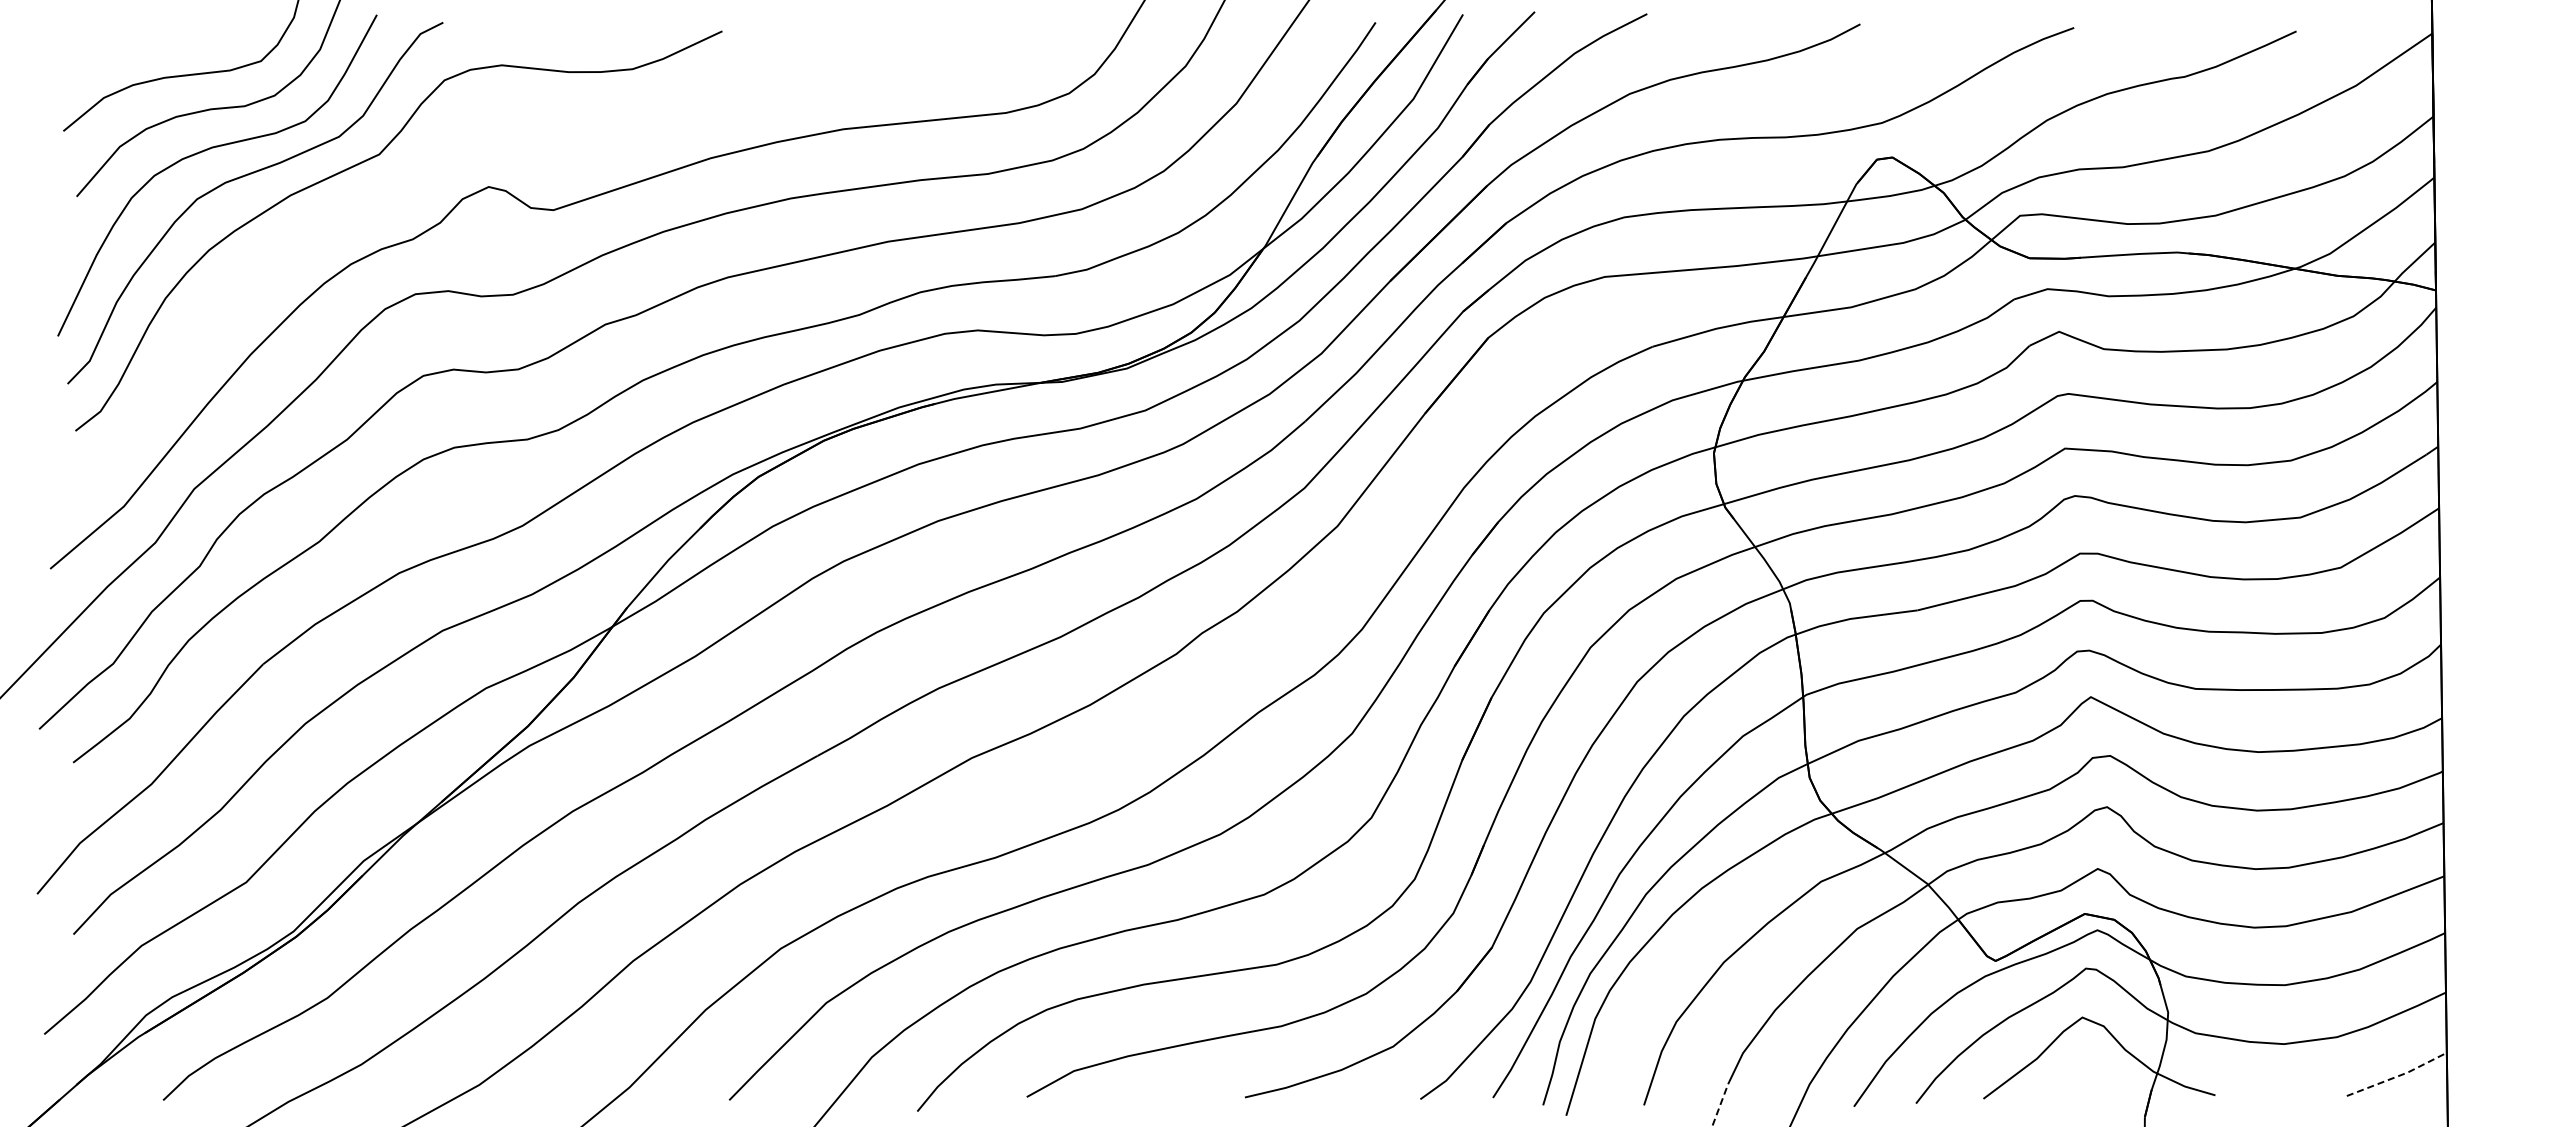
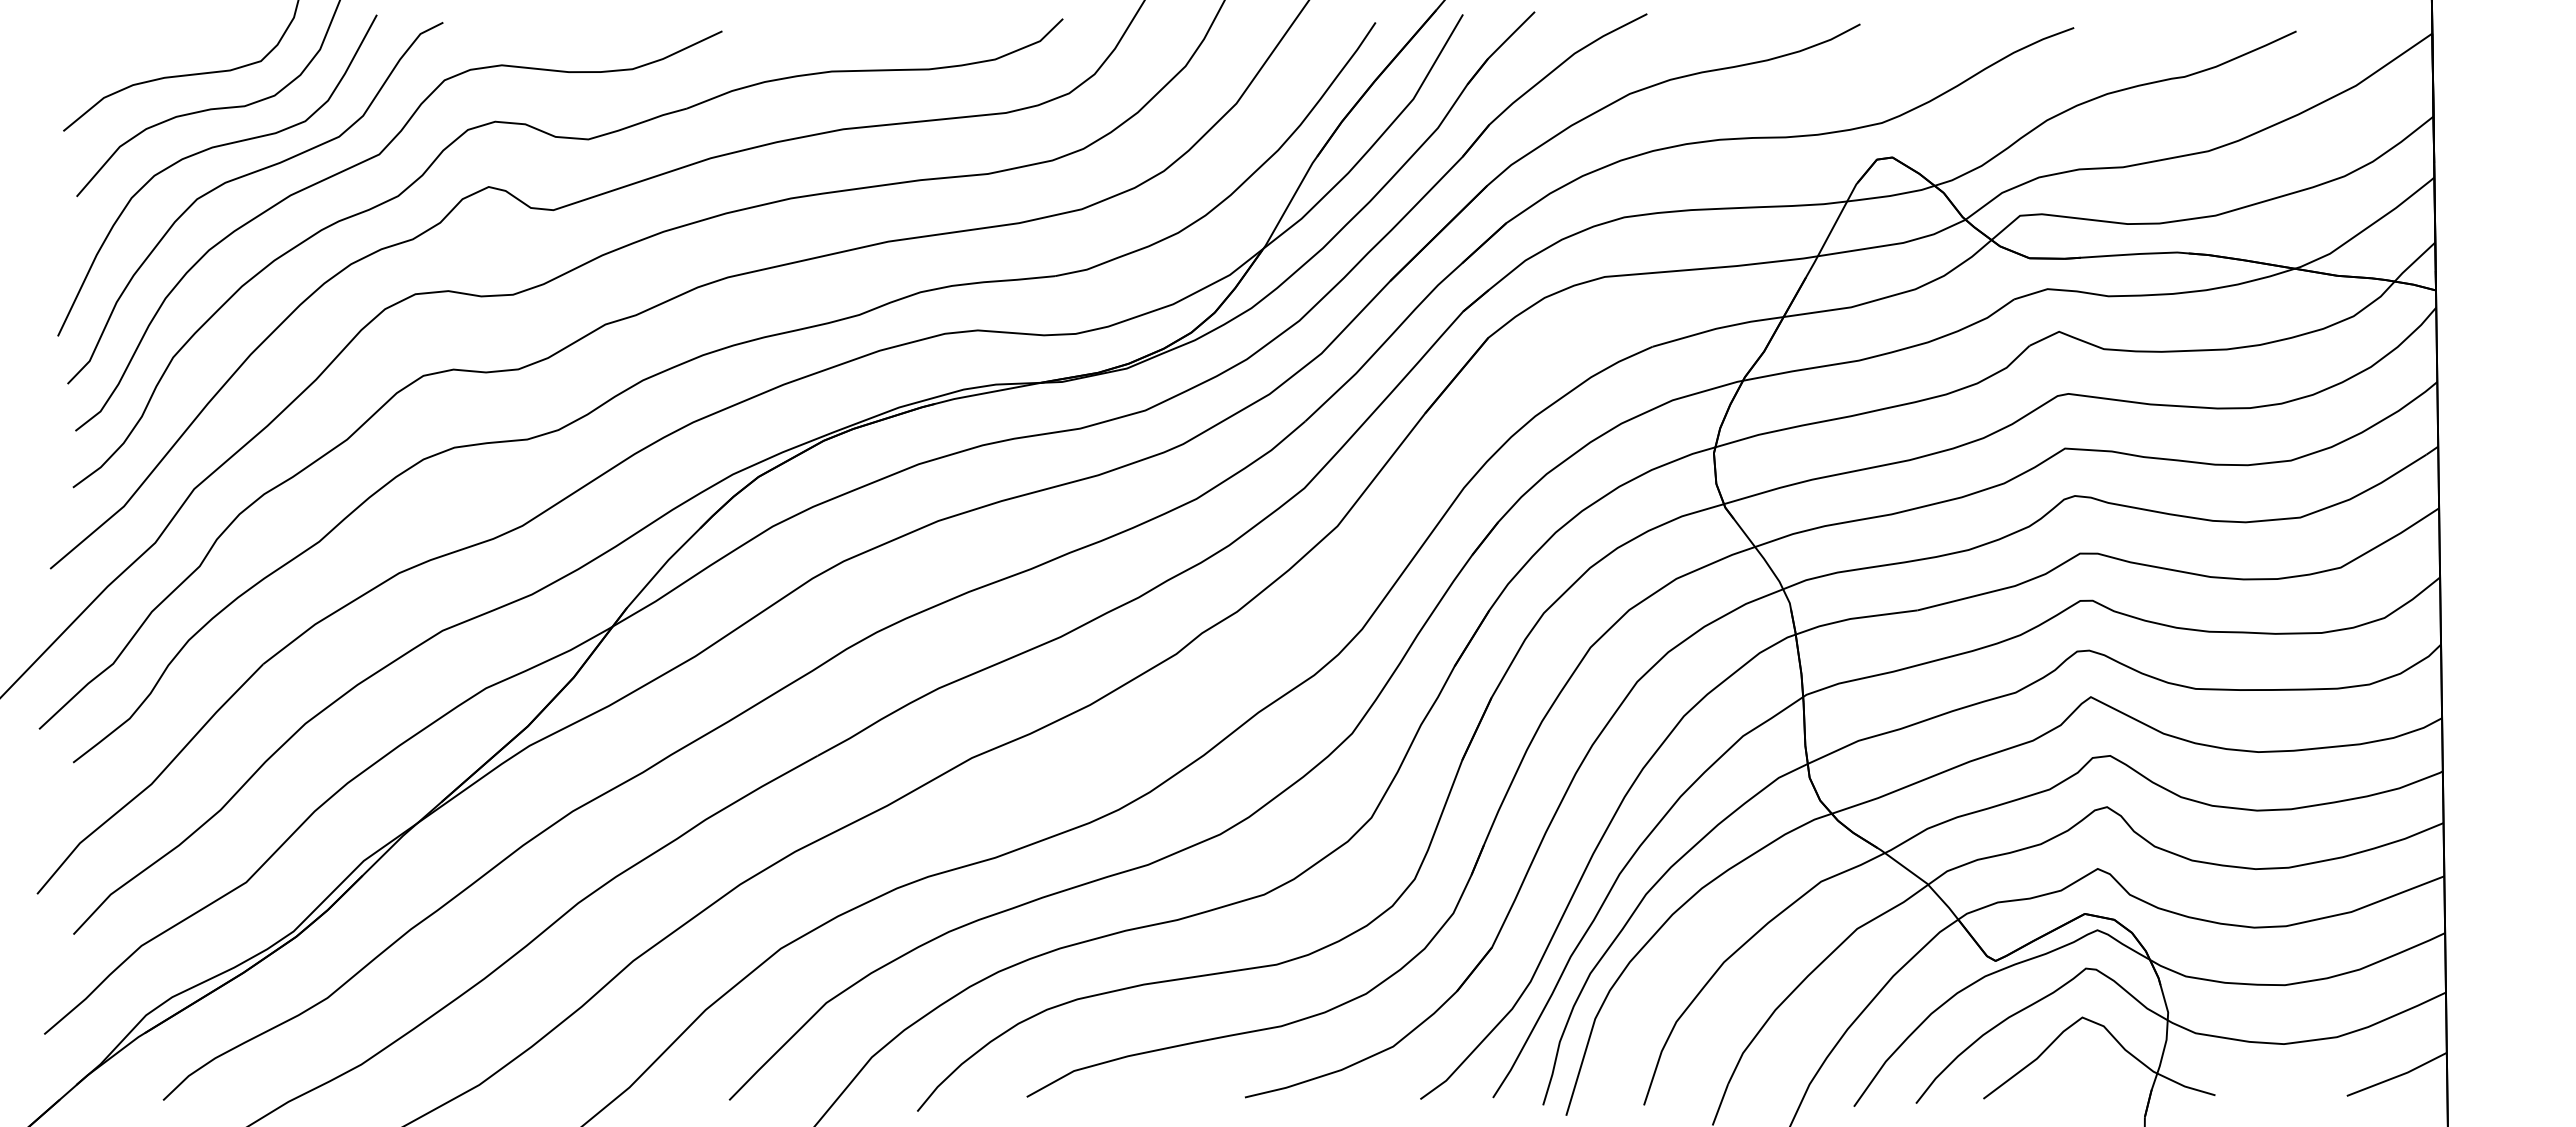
part: none -> present (572, 139)
line: dashed -> solid (2398, 1076)
line: dashed -> solid (1720, 1104)
